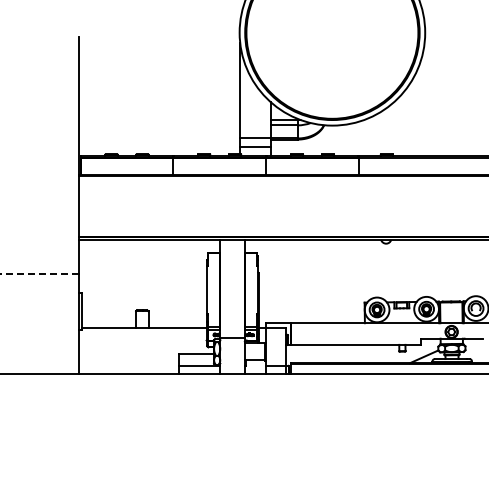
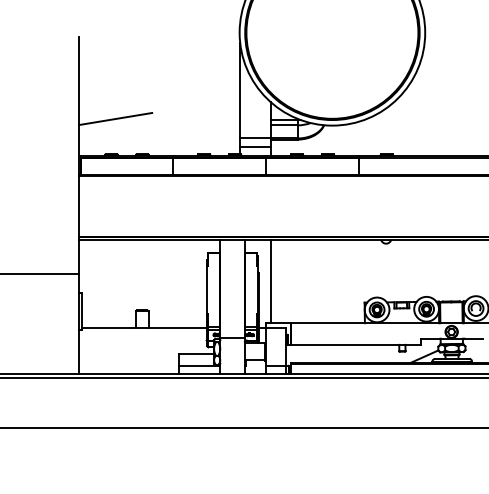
line: none -> present (115, 118)
line: dashed -> solid (39, 274)
line: none -> present (271, 281)
line: none -> present (243, 378)
line: none -> present (243, 427)
